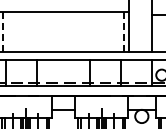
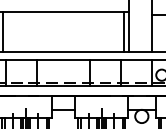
line: dashed -> solid (3, 32)
line: dashed -> solid (123, 32)
